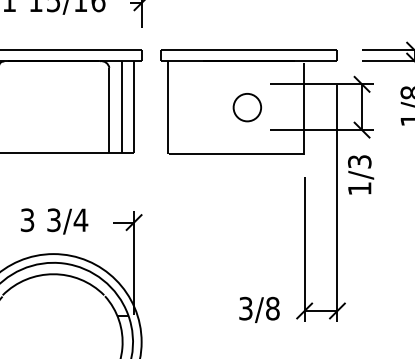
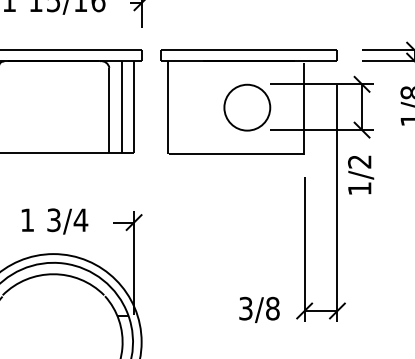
circle size: 30x30 px -> 49x49 px (247, 107)
text: 1/3 -> 1/2 (359, 161)
text: 3 -> 1 (27, 220)
